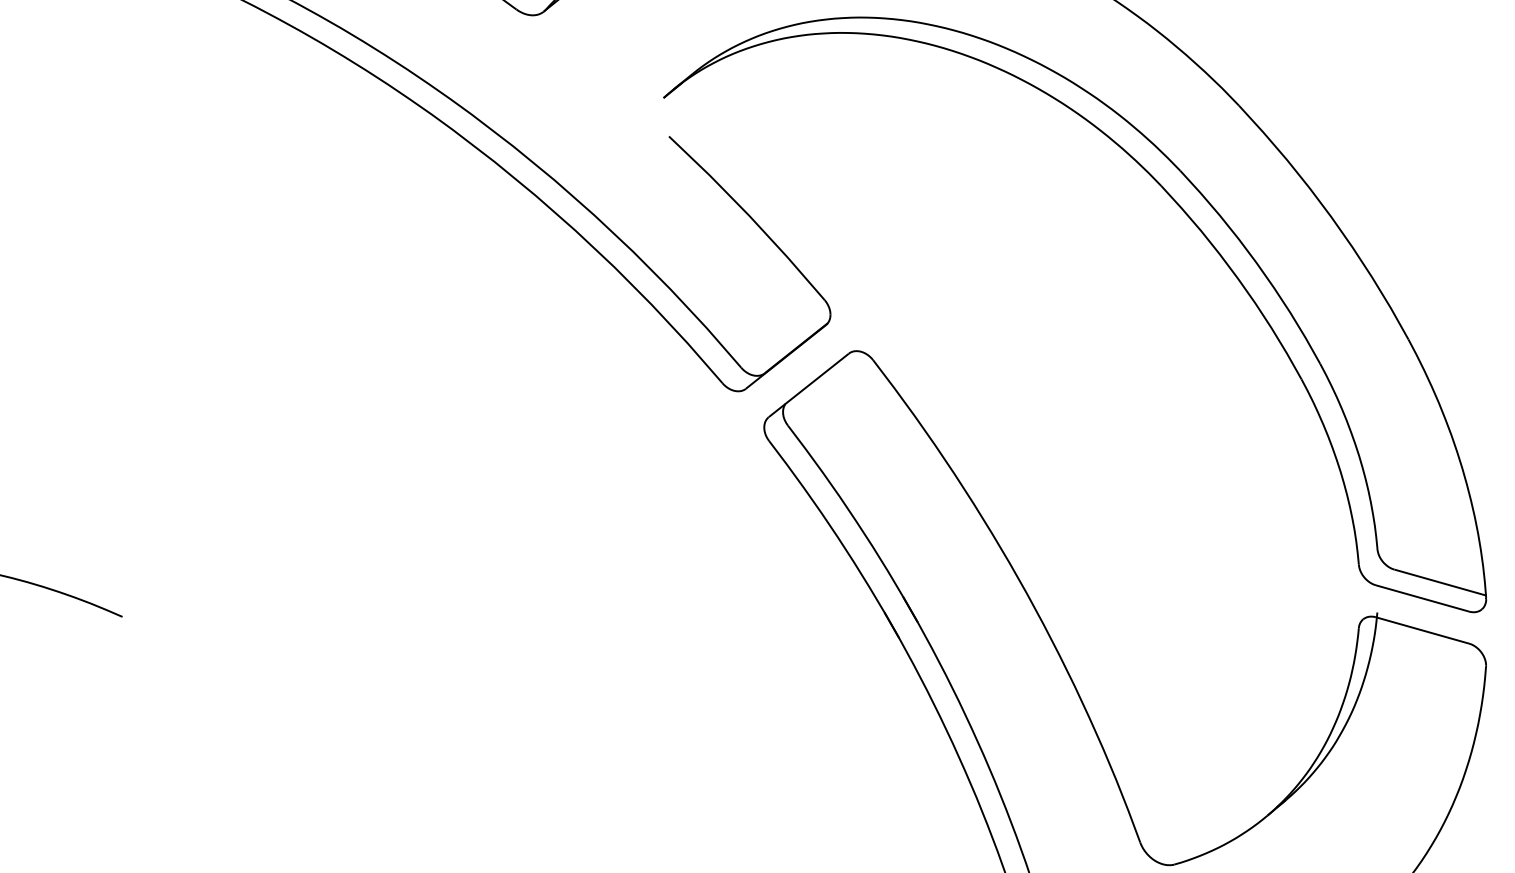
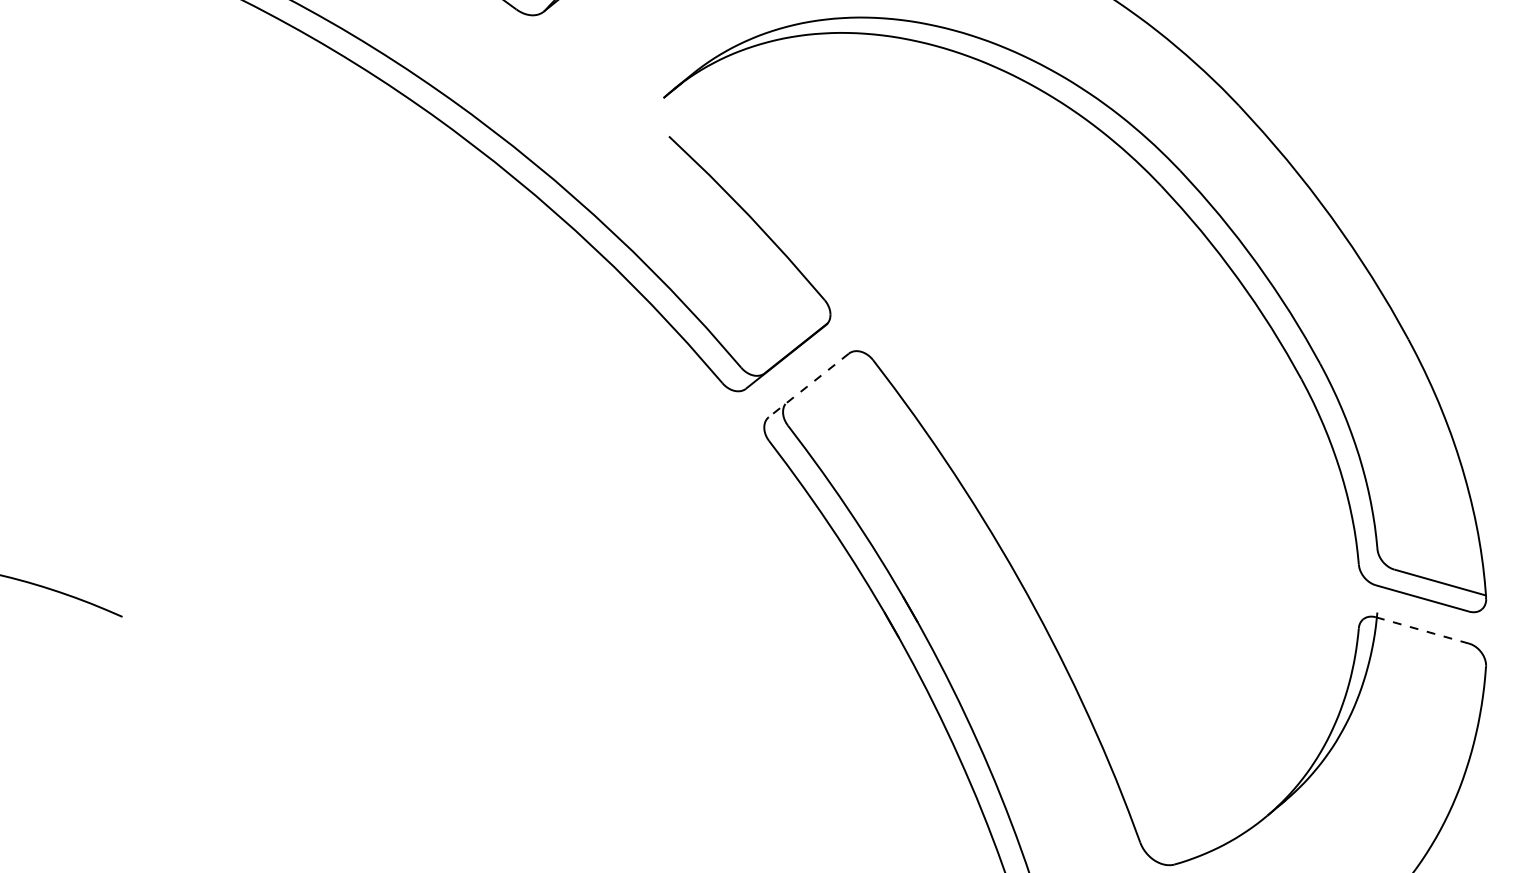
line: solid -> dashed (808, 385)
line: solid -> dashed (1421, 630)
